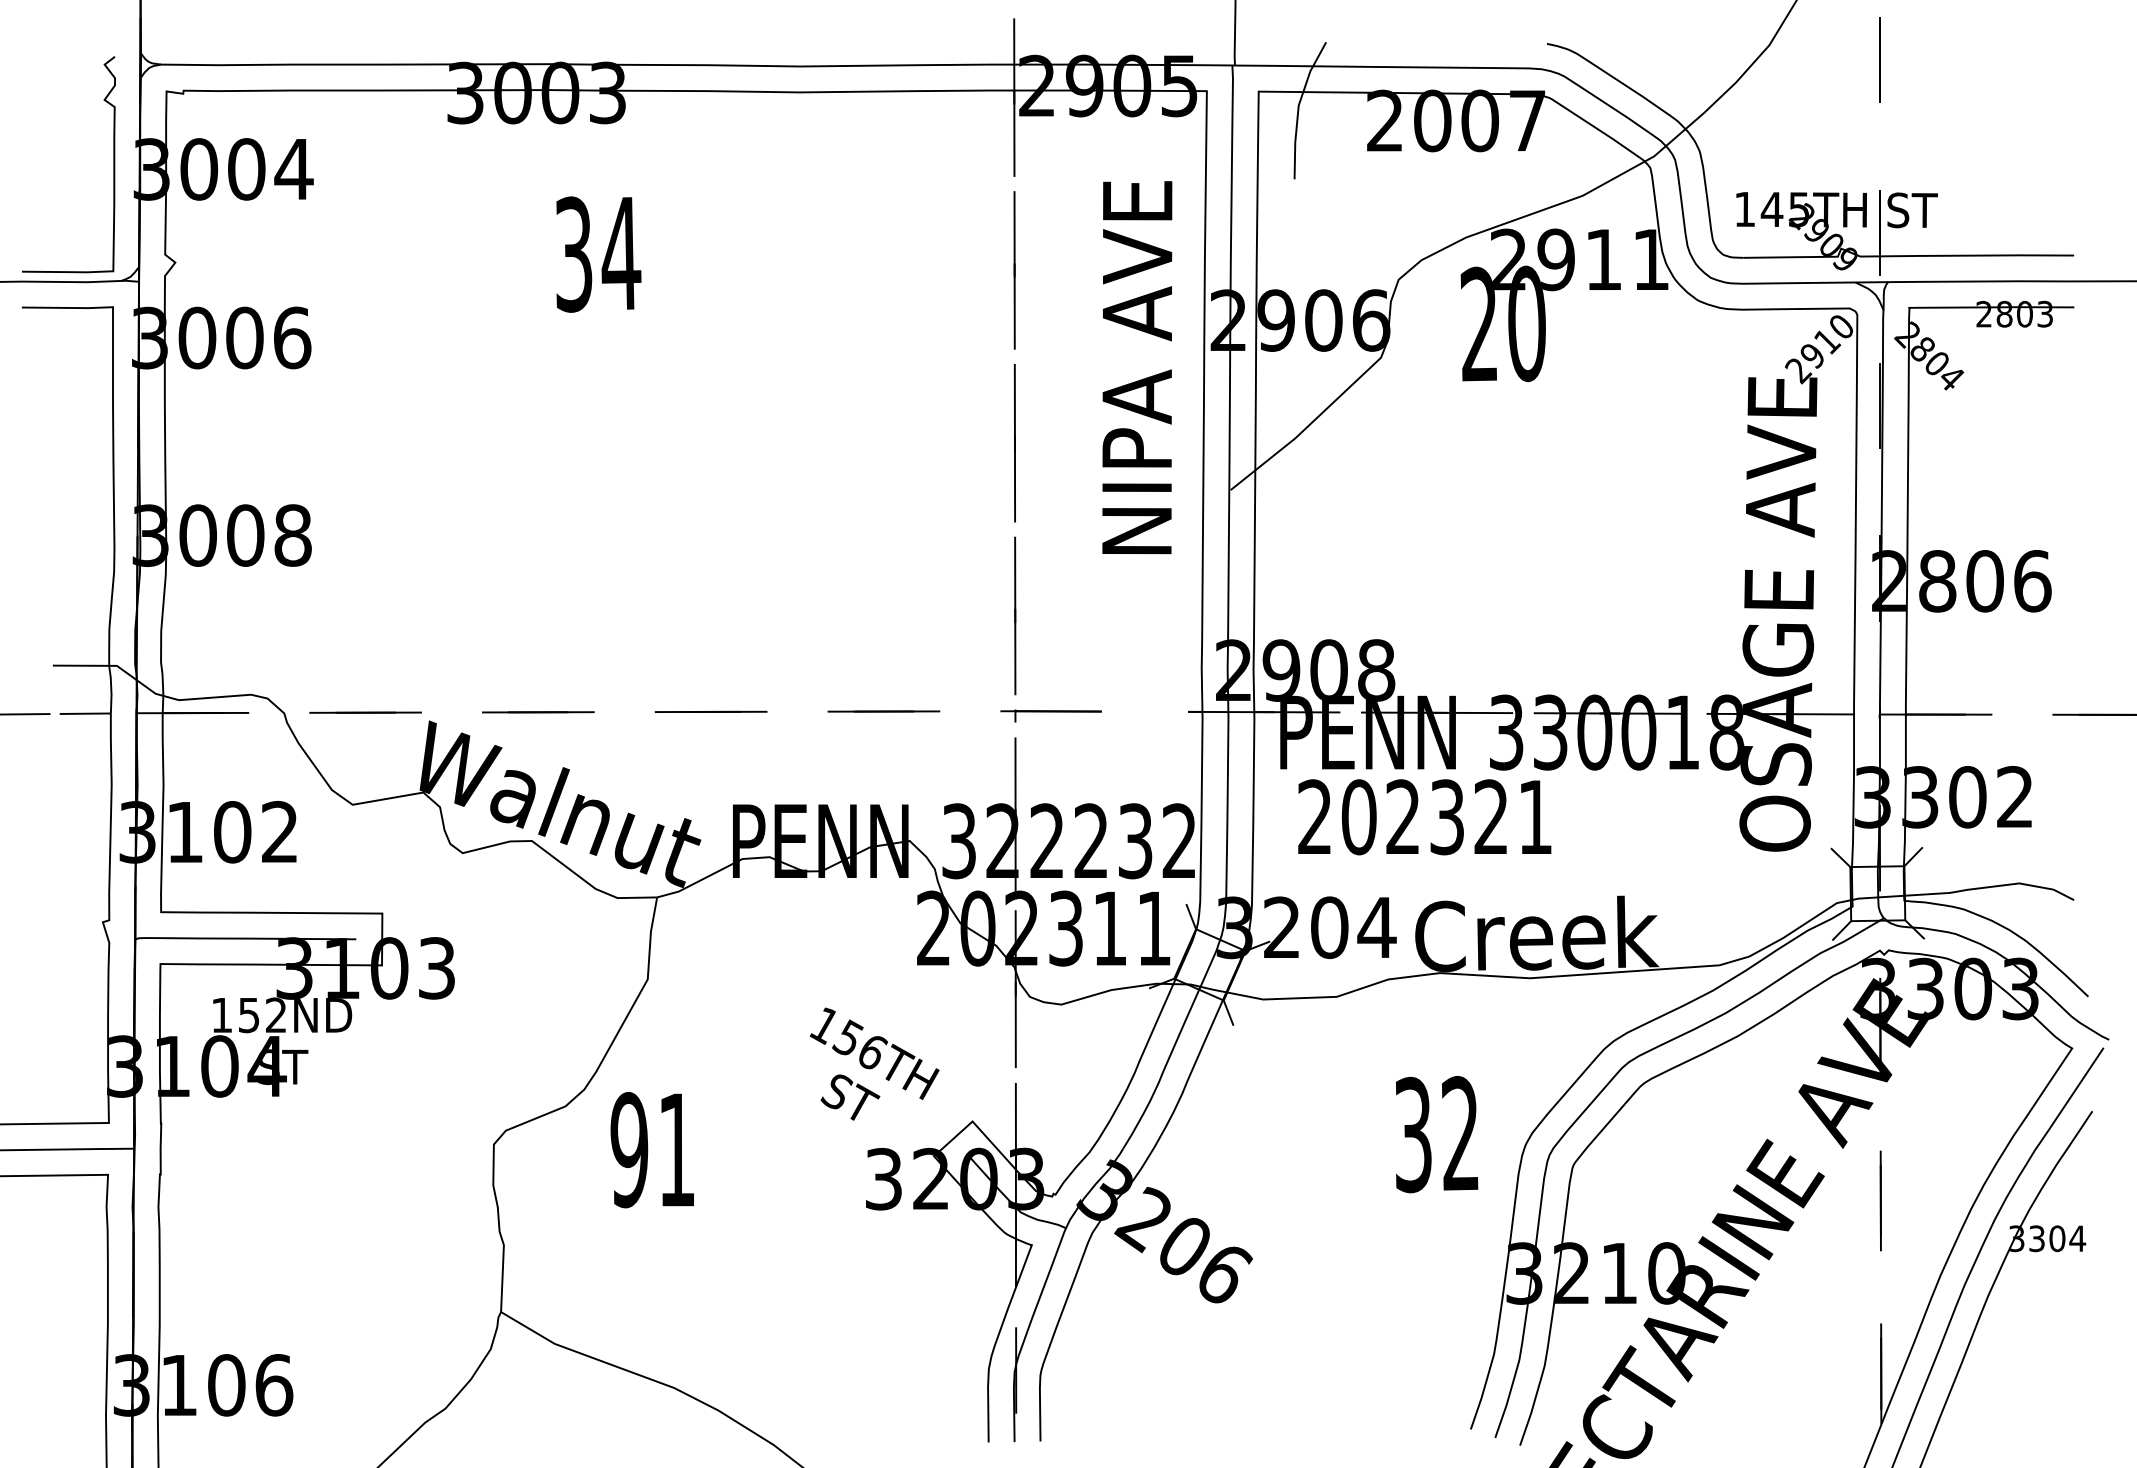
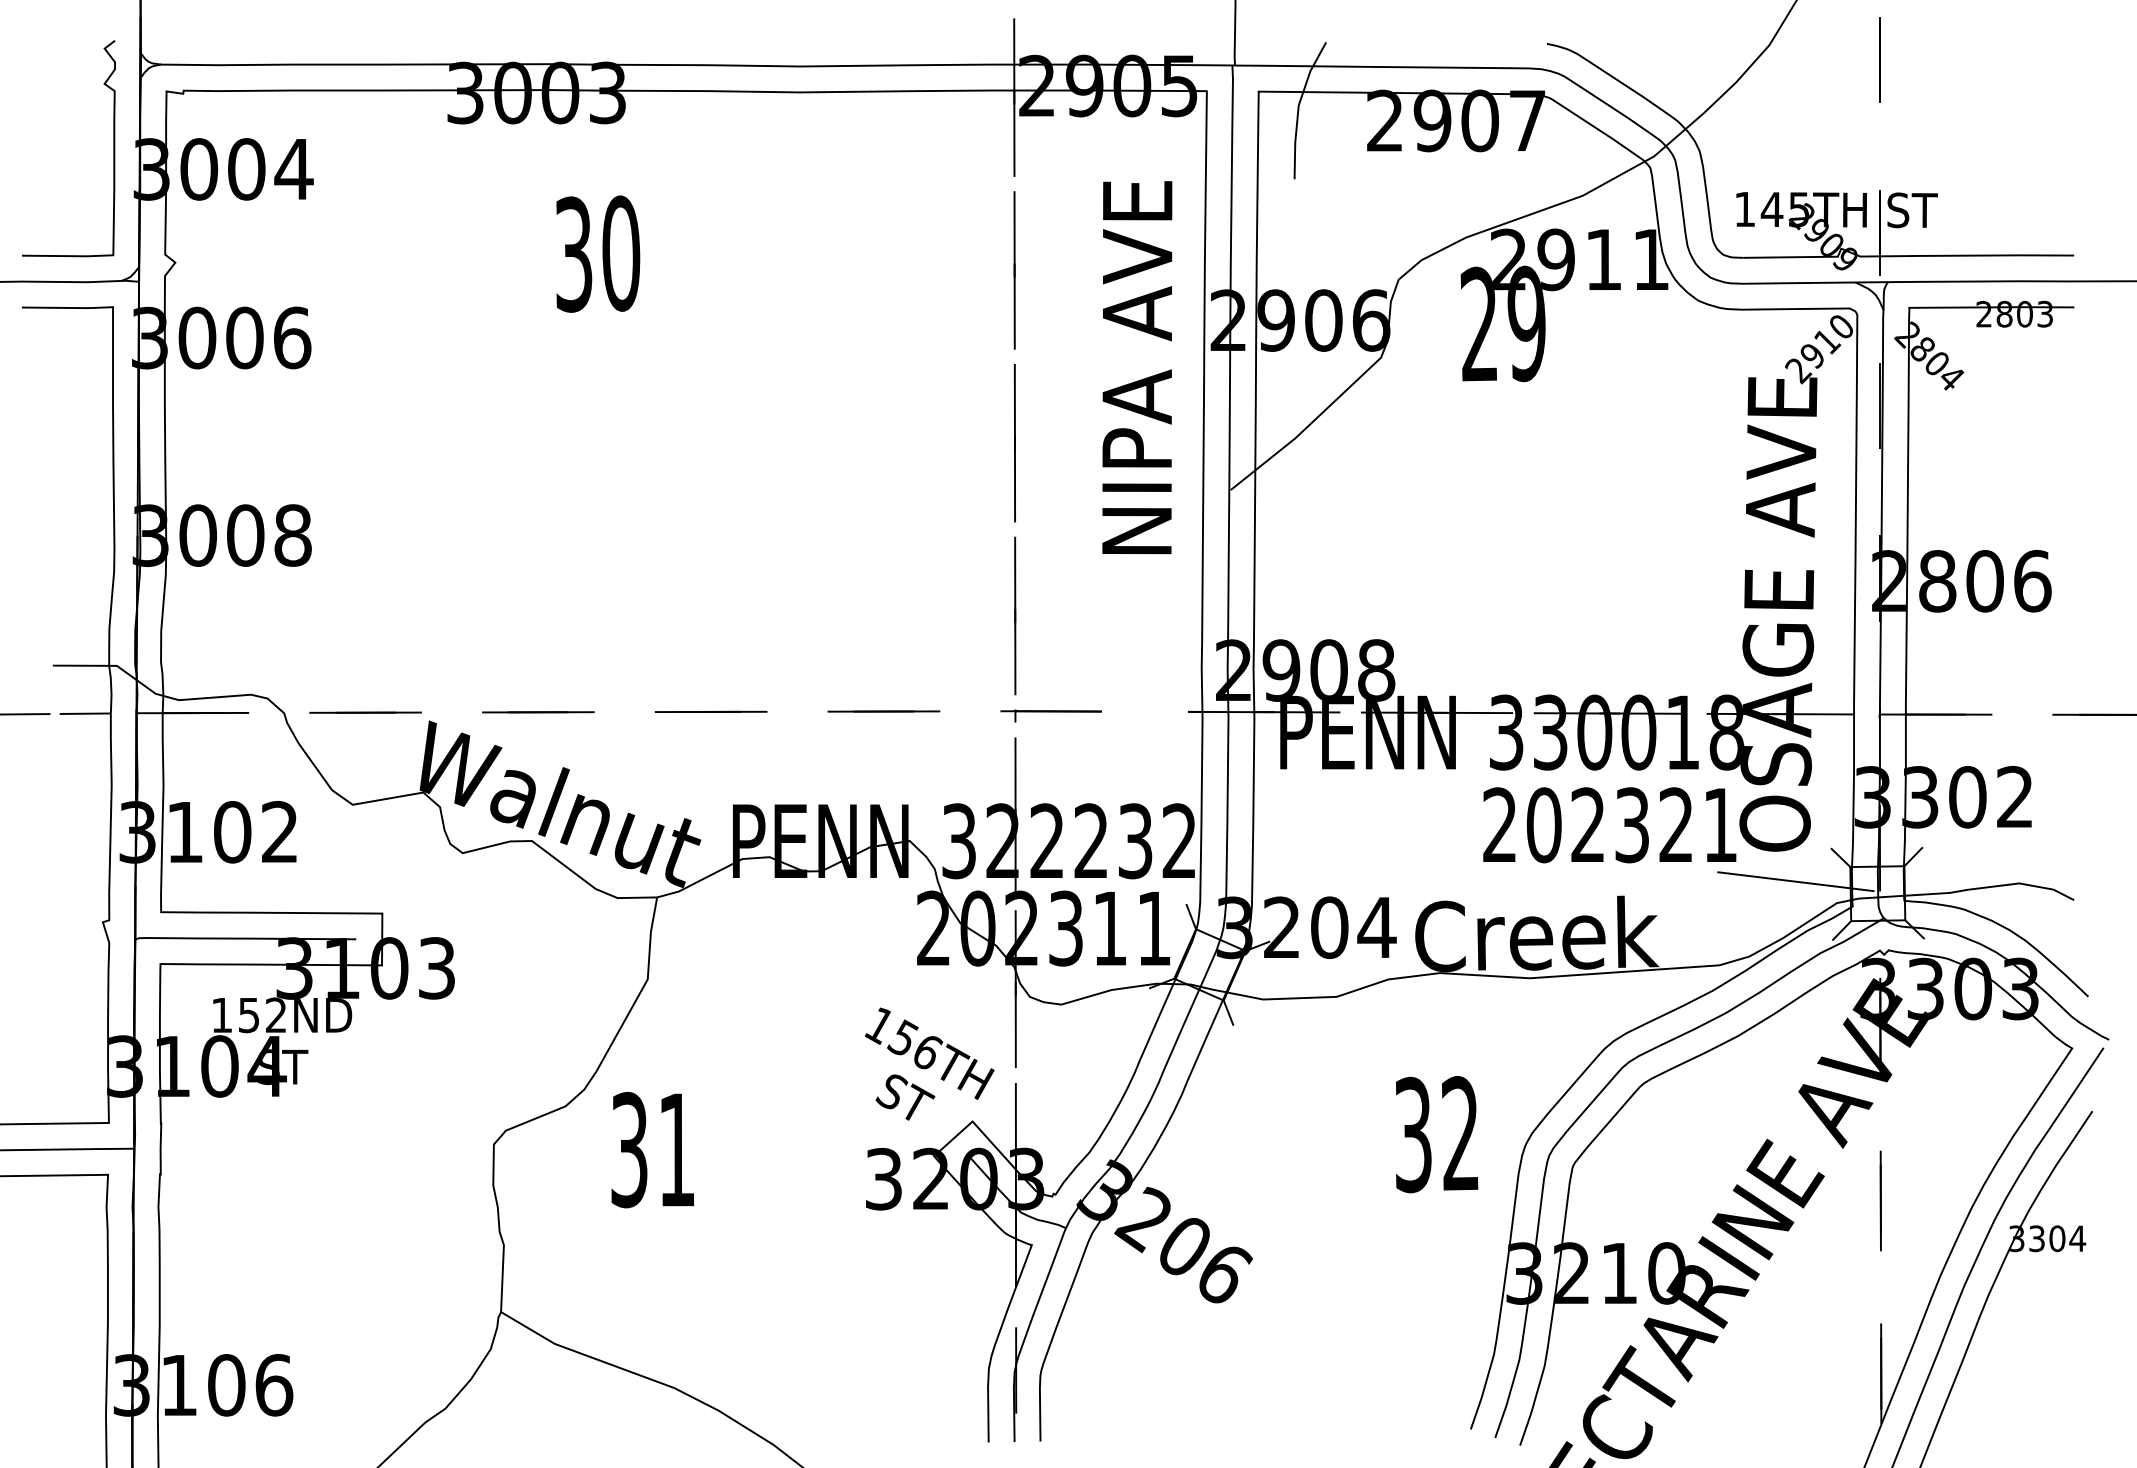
text: 2007 -> 2907 (1432, 120)
curve position: (113, 164) -> (113, 148) (113, 148)
text: 34 -> 30 (621, 253)
text: 20 -> 29 (1526, 323)
text position: (1424, 817) -> (1609, 825) (1609, 825)
line: none -> present (1795, 881)
text position: (874, 1063) -> (929, 1063) (929, 1063)
text: 91 -> 31 (629, 1150)
